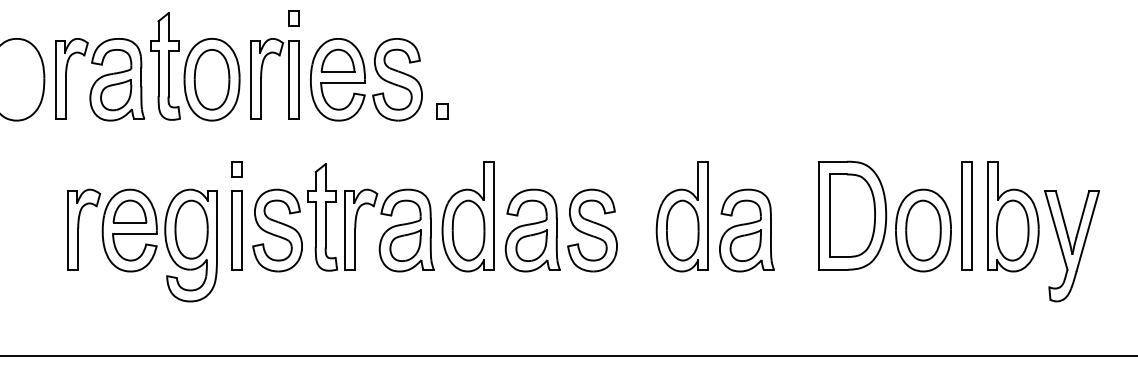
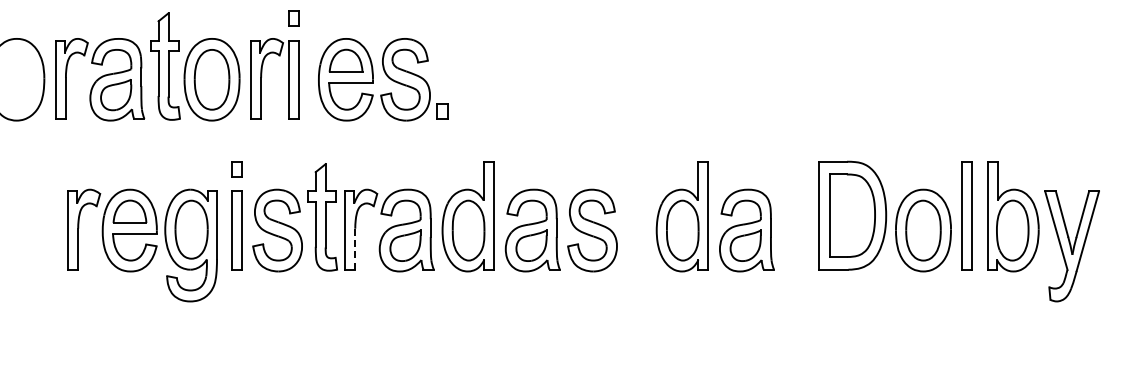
part position: (366, 79) -> (374, 79) (374, 79)
line: solid -> dashed (355, 249)
line: present -> none (568, 356)
